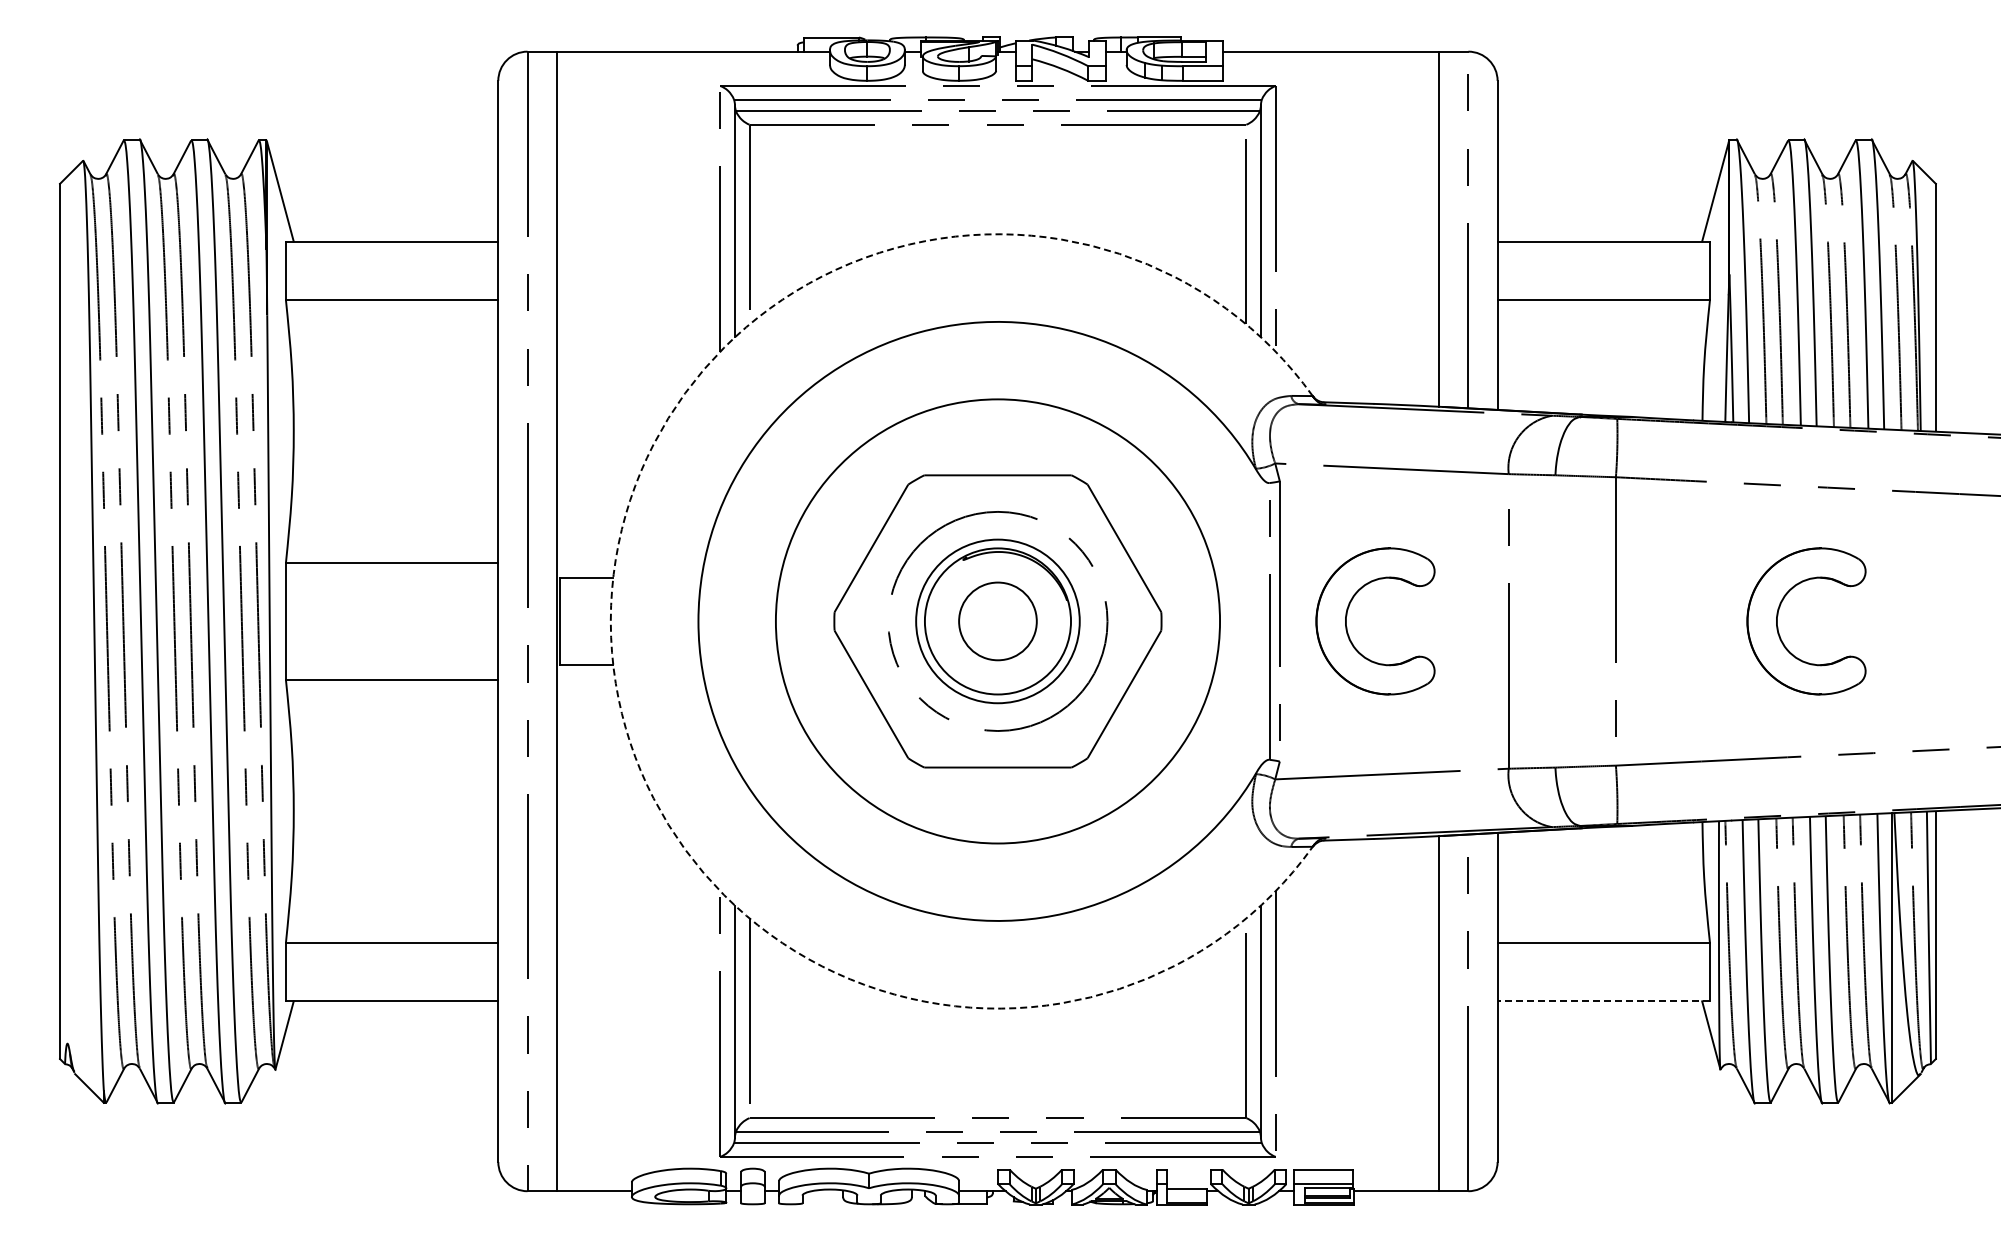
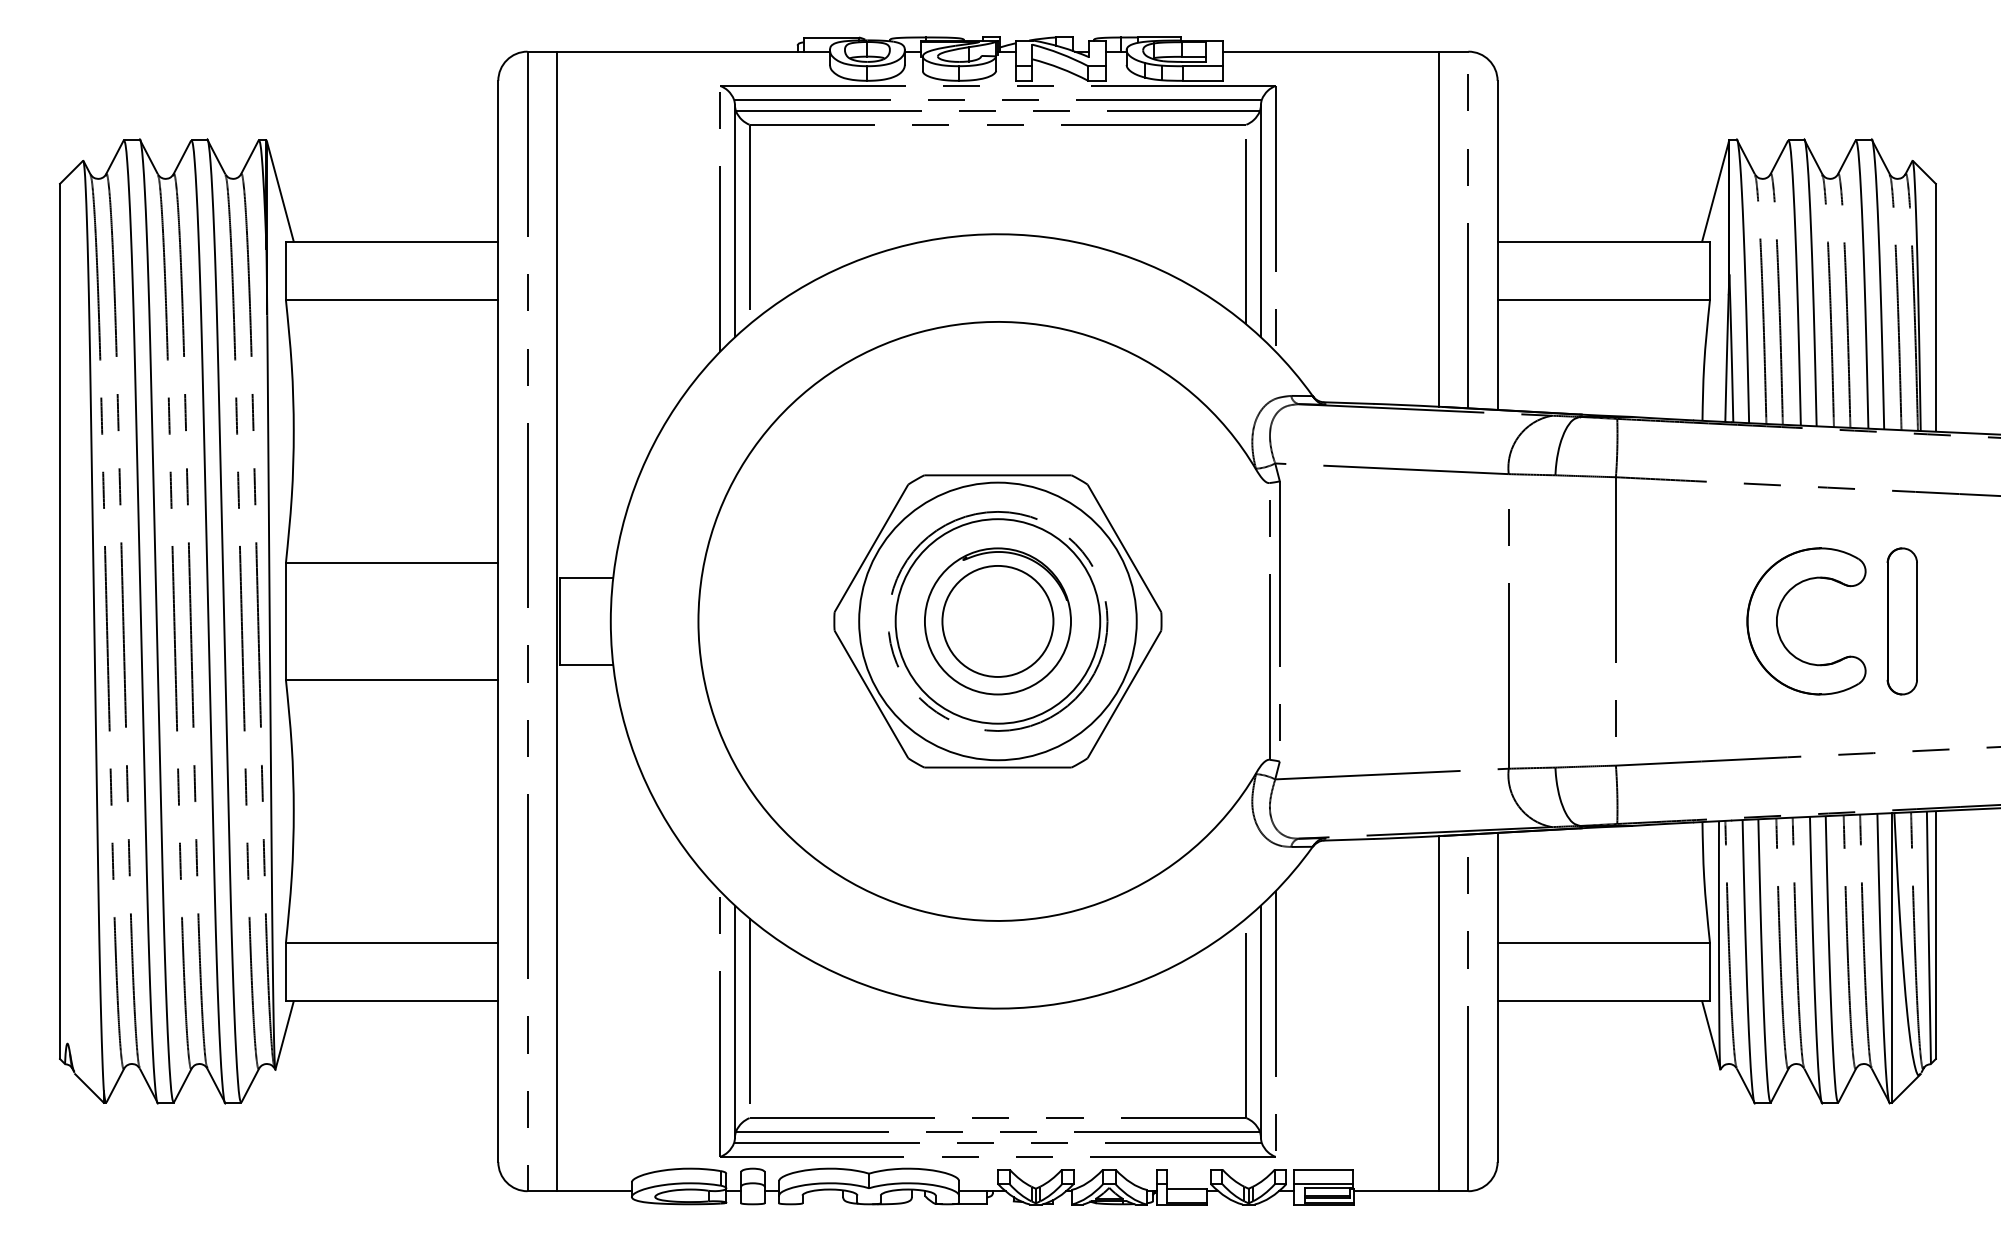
part: present -> none (1347, 615)
arc: dashed -> solid (610, 621)
circle diameter: 164 px -> 205 px (997, 621)
circle diameter: 444 px -> 278 px (997, 621)
circle diameter: 78 px -> 111 px (997, 620)
part: none -> present (1901, 621)
line: dashed -> solid (1603, 1001)
